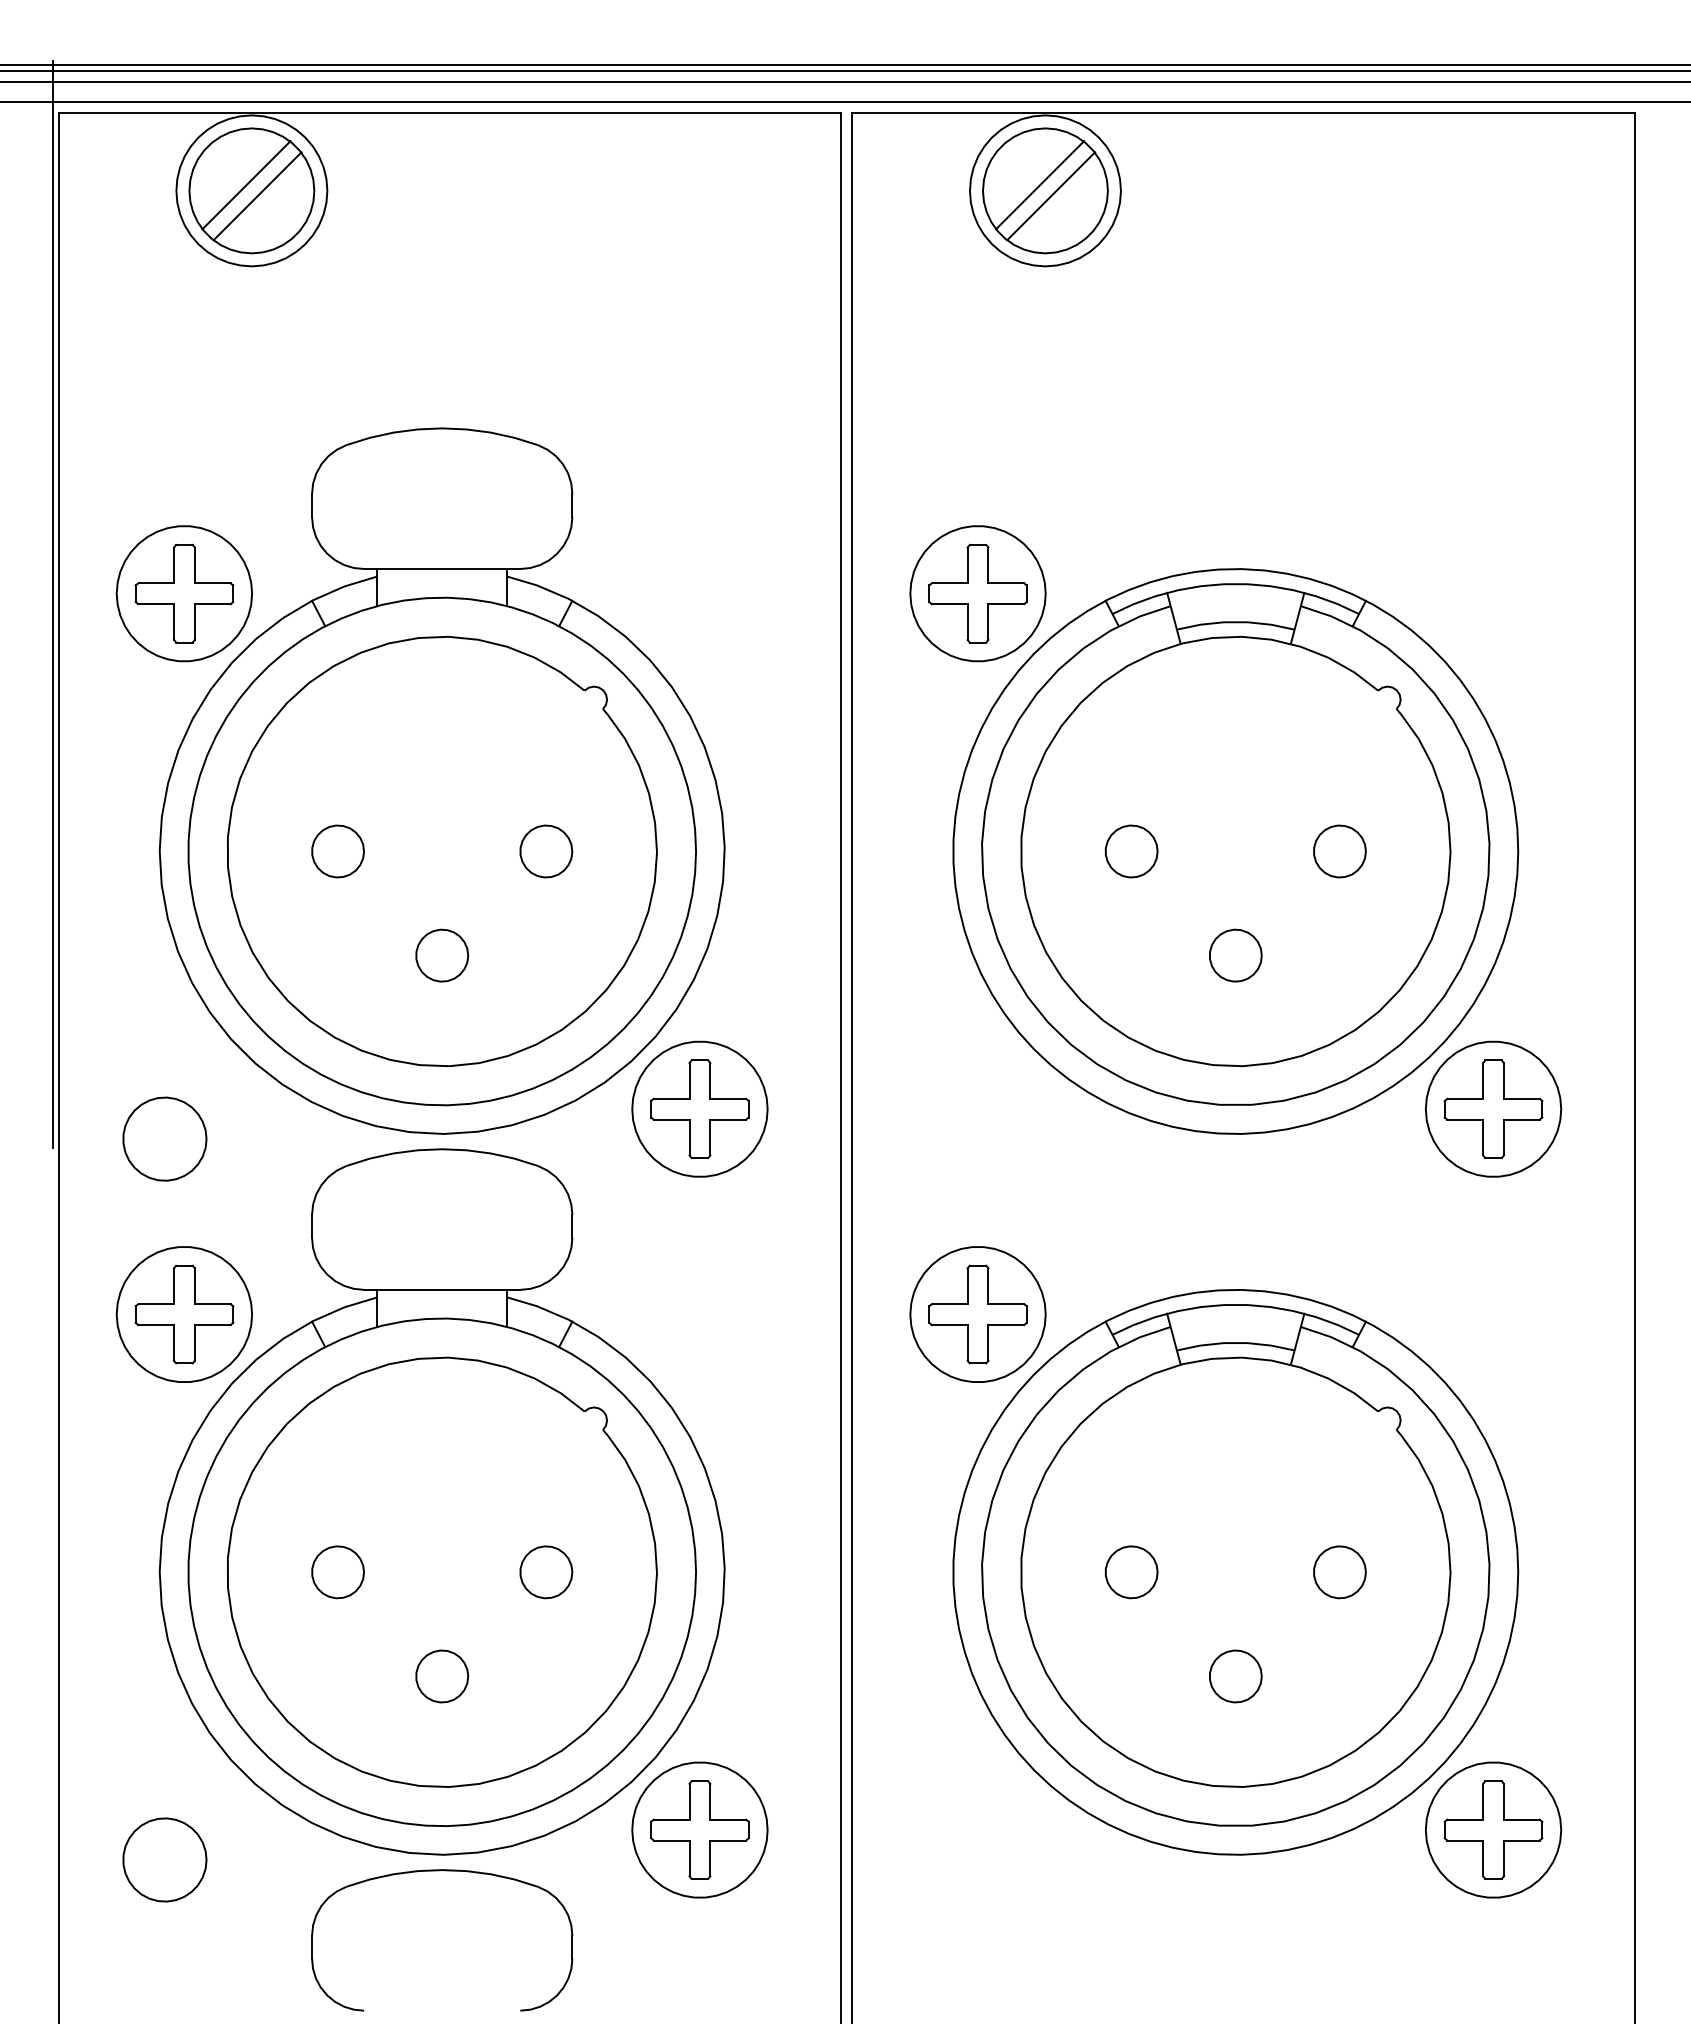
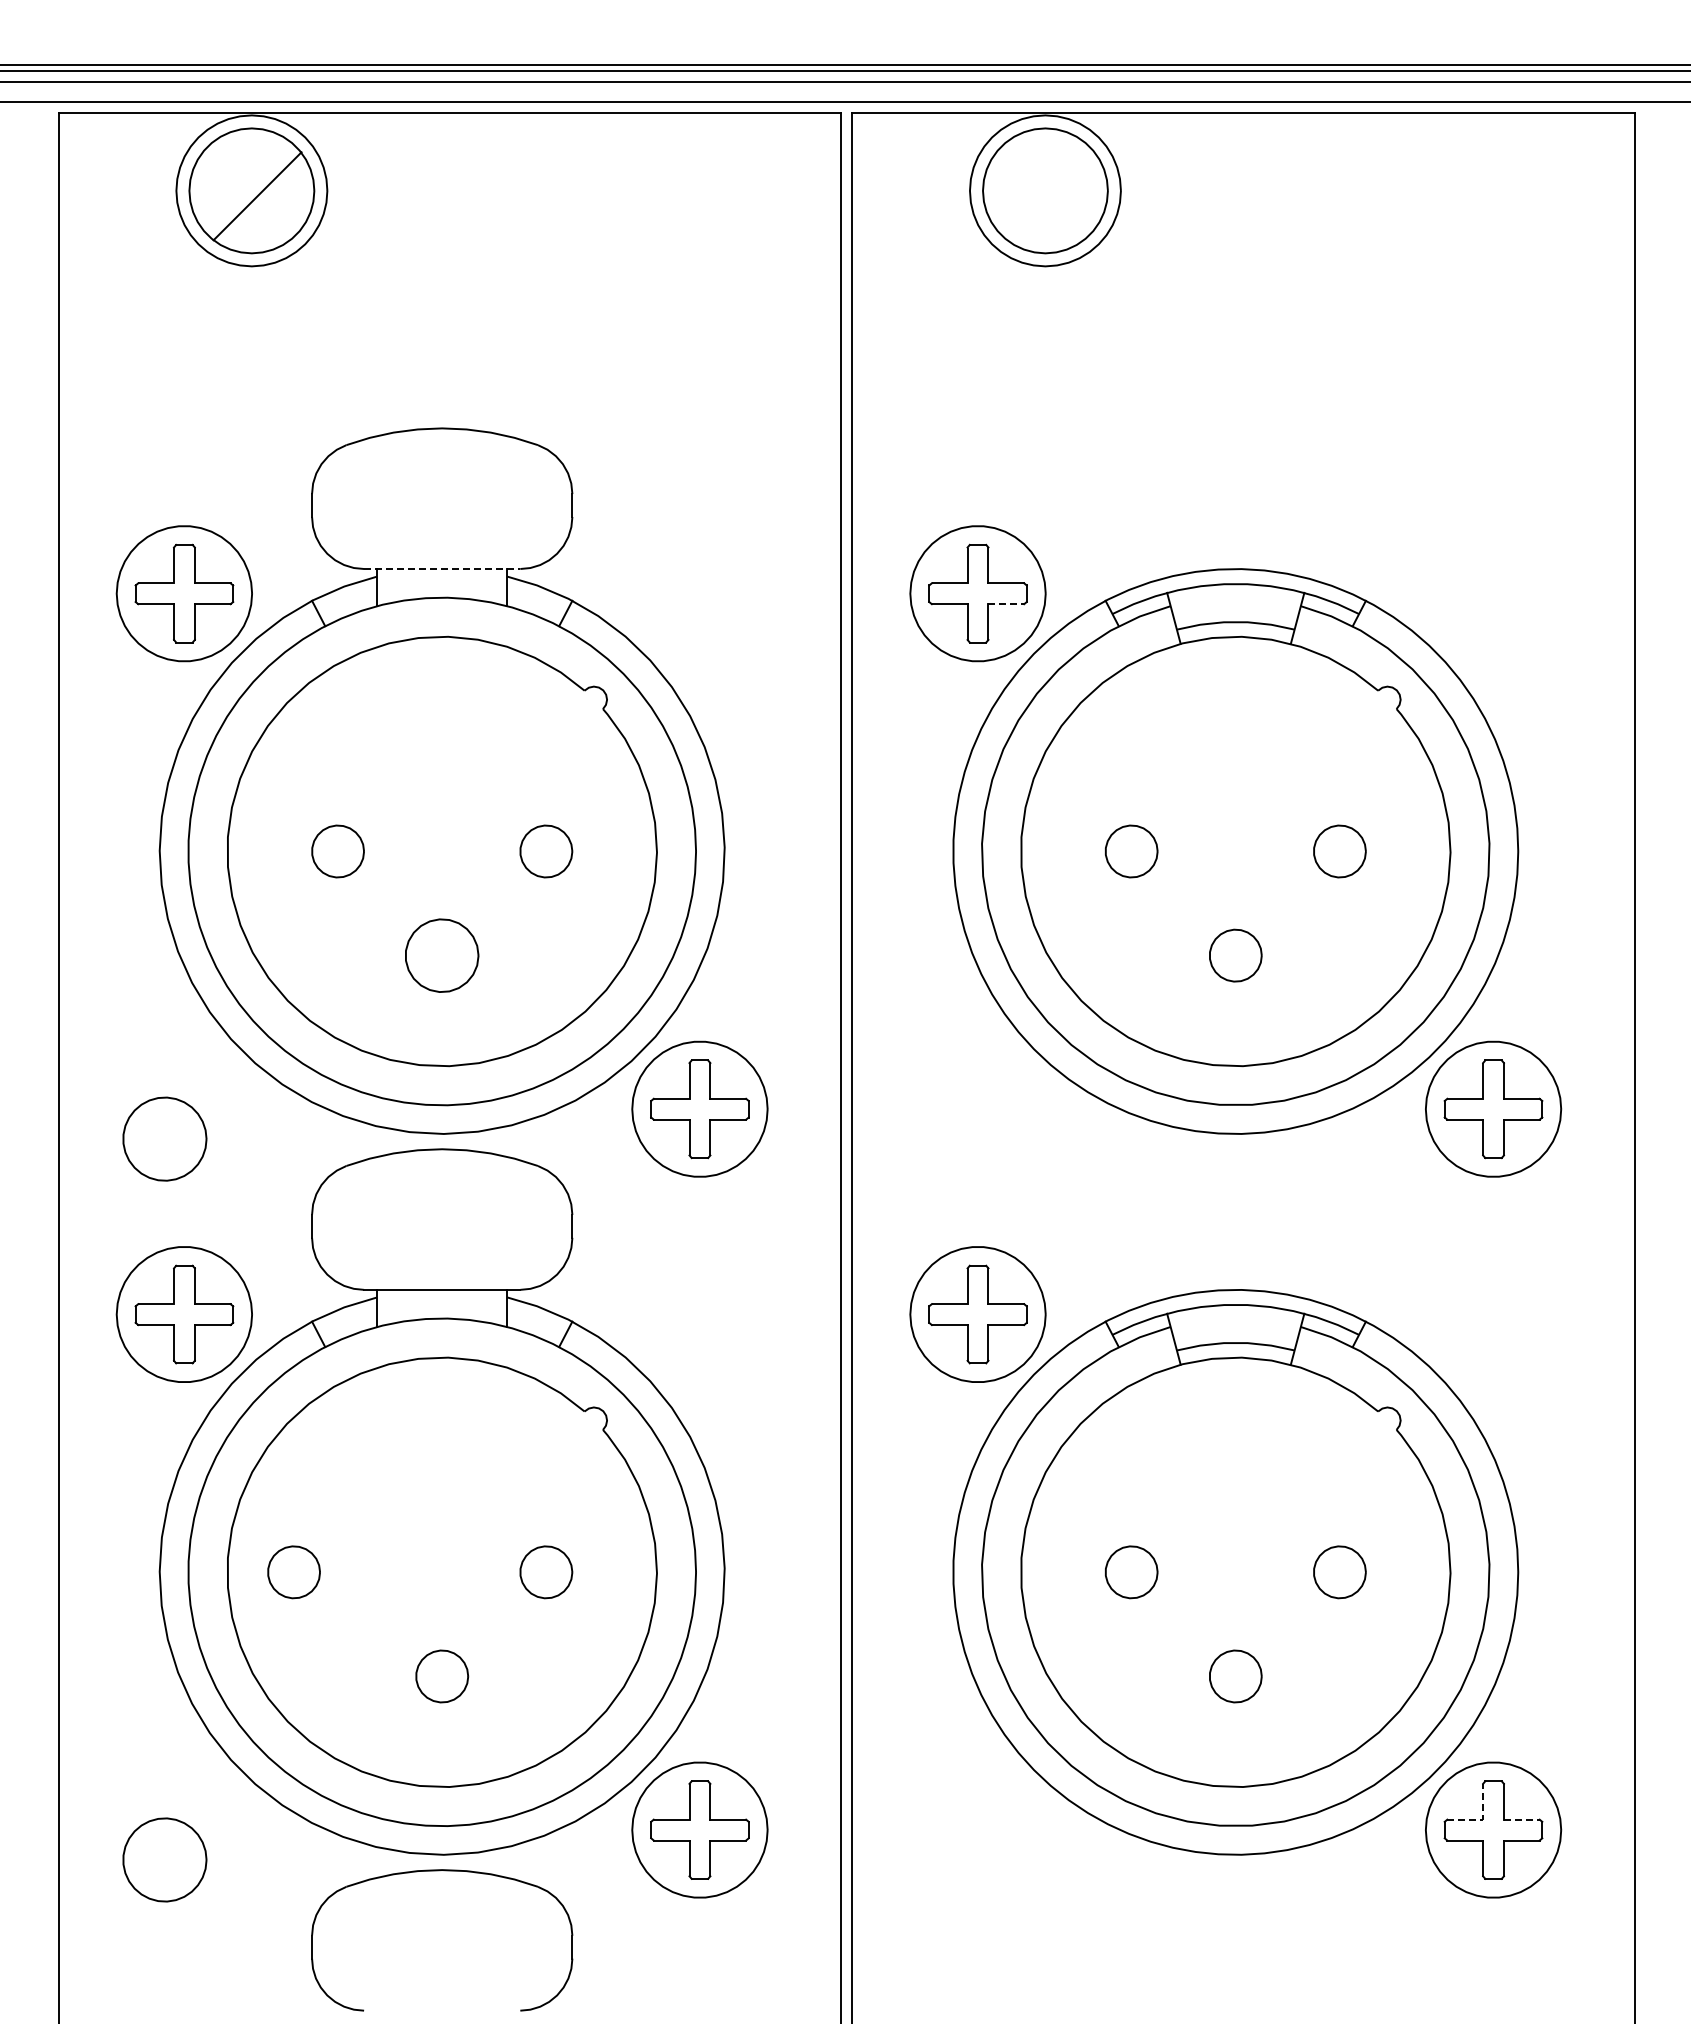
line: present -> none (246, 185)
line: present -> none (1040, 185)
line: present -> none (1051, 196)
line: solid -> dashed (442, 569)
line: present -> none (53, 604)
line: solid -> dashed (1006, 604)
part size: 55x55 px -> 75x75 px (442, 955)
part position: (337, 1572) -> (293, 1572) (293, 1572)
line: solid -> dashed (1483, 1819)
line: solid -> dashed (1521, 1819)
